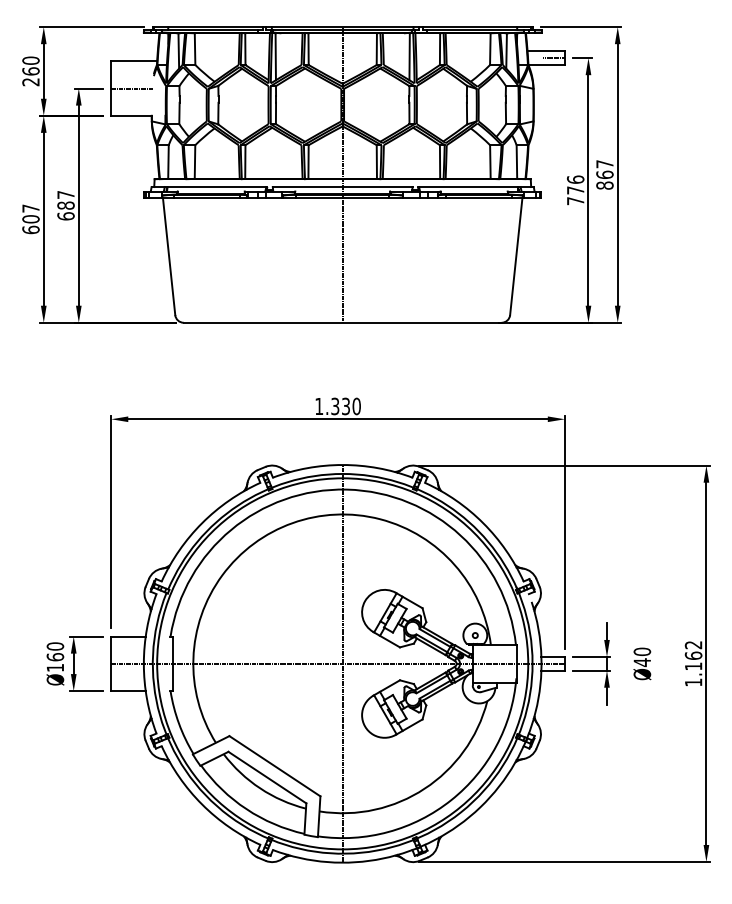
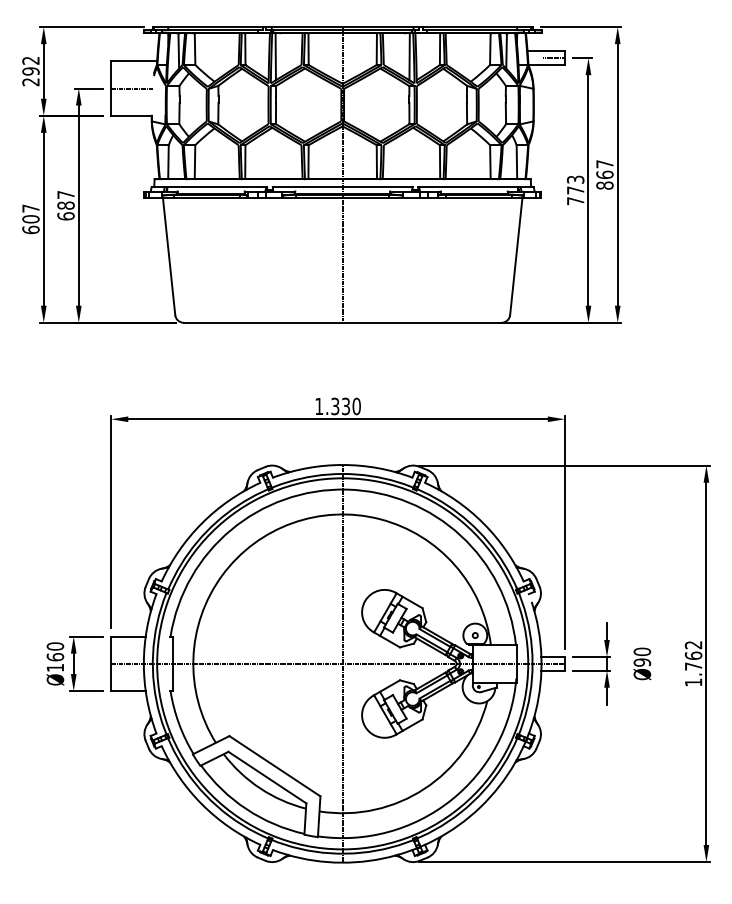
text: 260 -> 292 (30, 65)
text: 776 -> 773 (575, 179)
text: Ø40 -> Ø90 (642, 662)
text: 1.162 -> 1.762 (693, 666)
